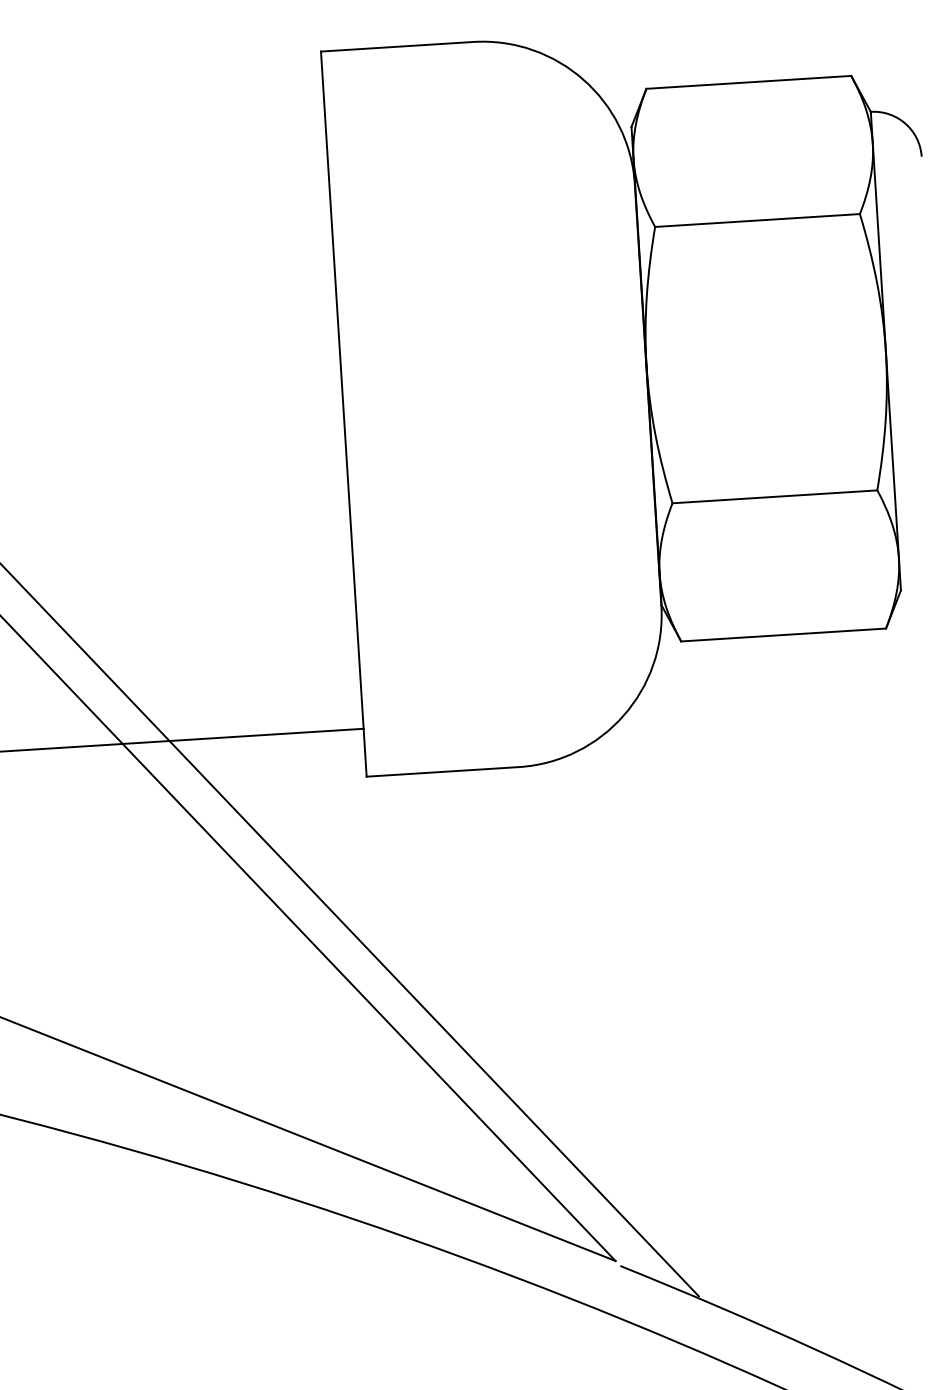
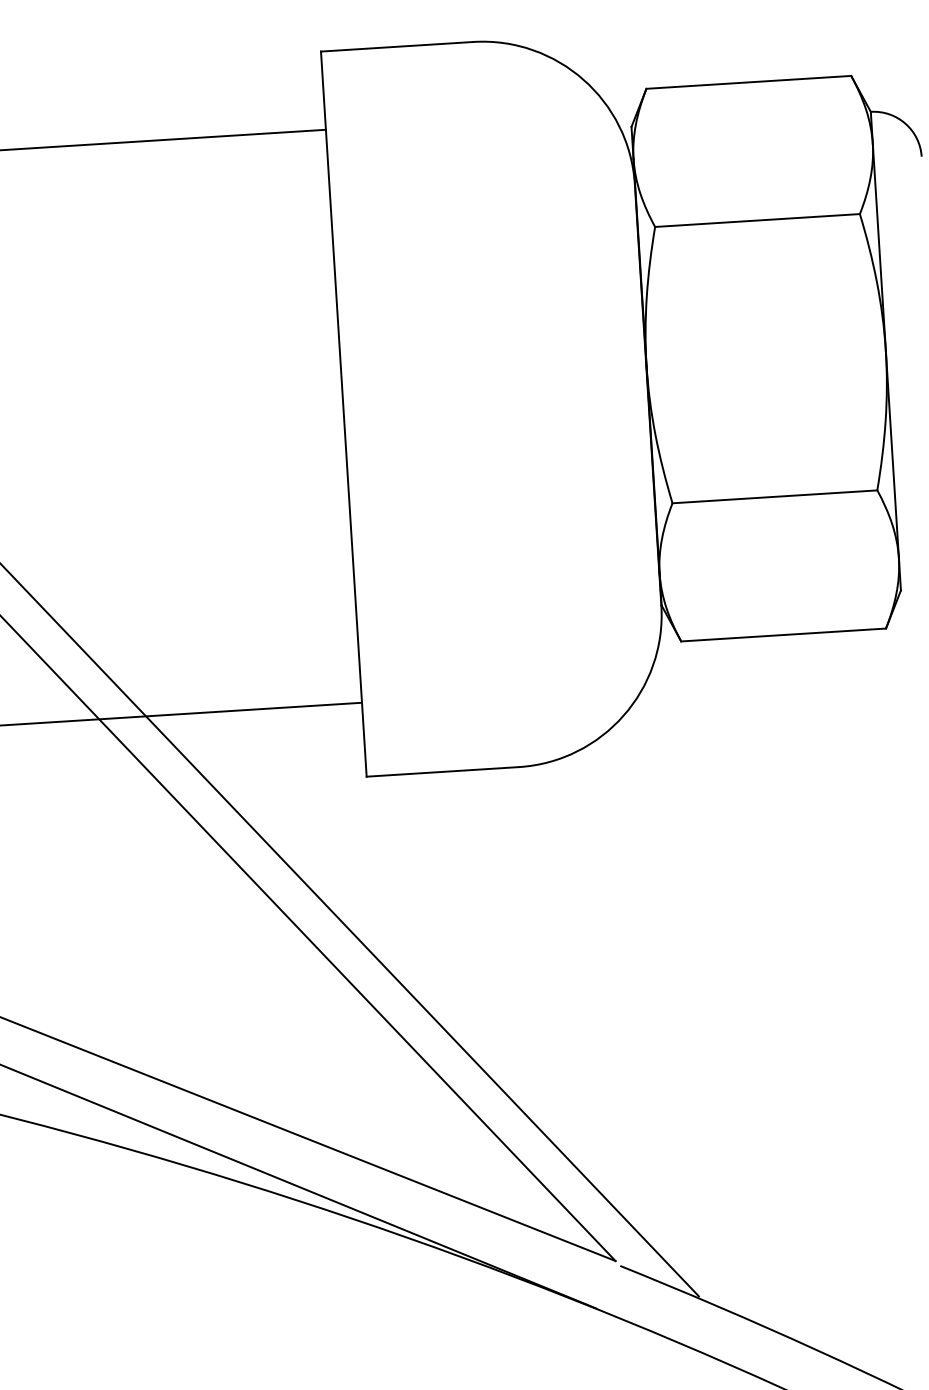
line: none -> present (163, 139)
line position: (183, 739) -> (182, 713) (182, 713)
line: none -> present (299, 1186)
